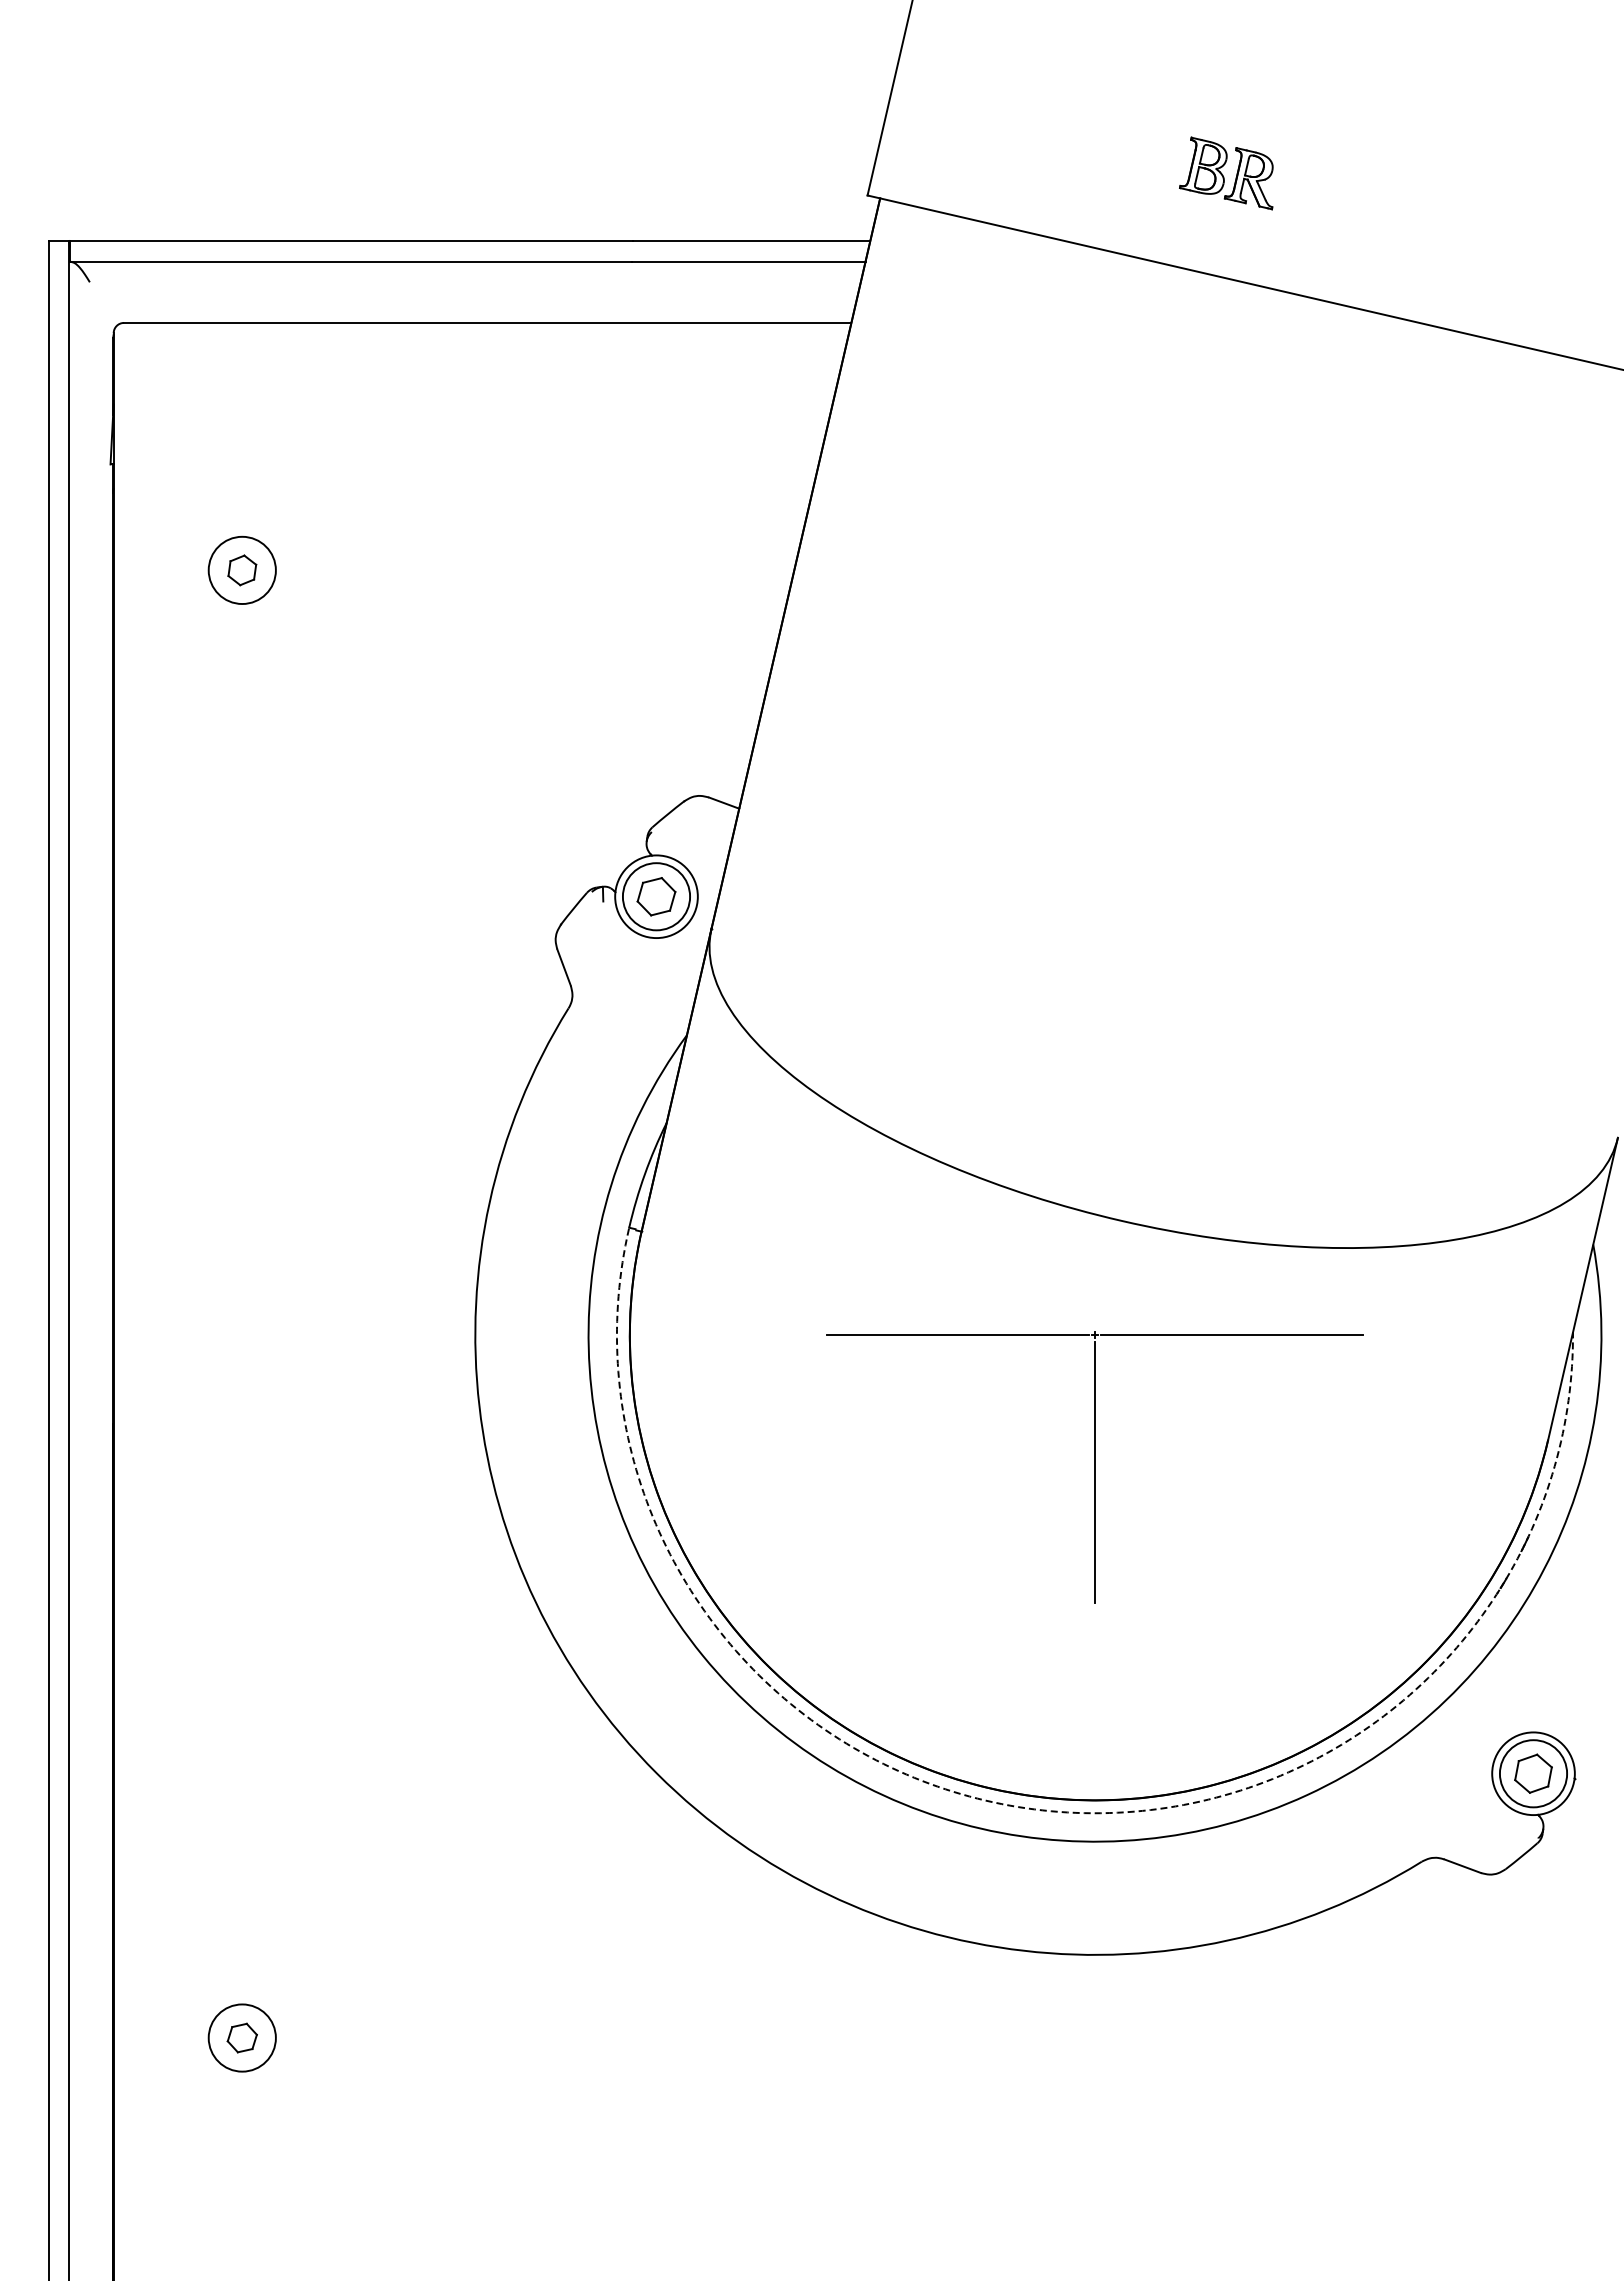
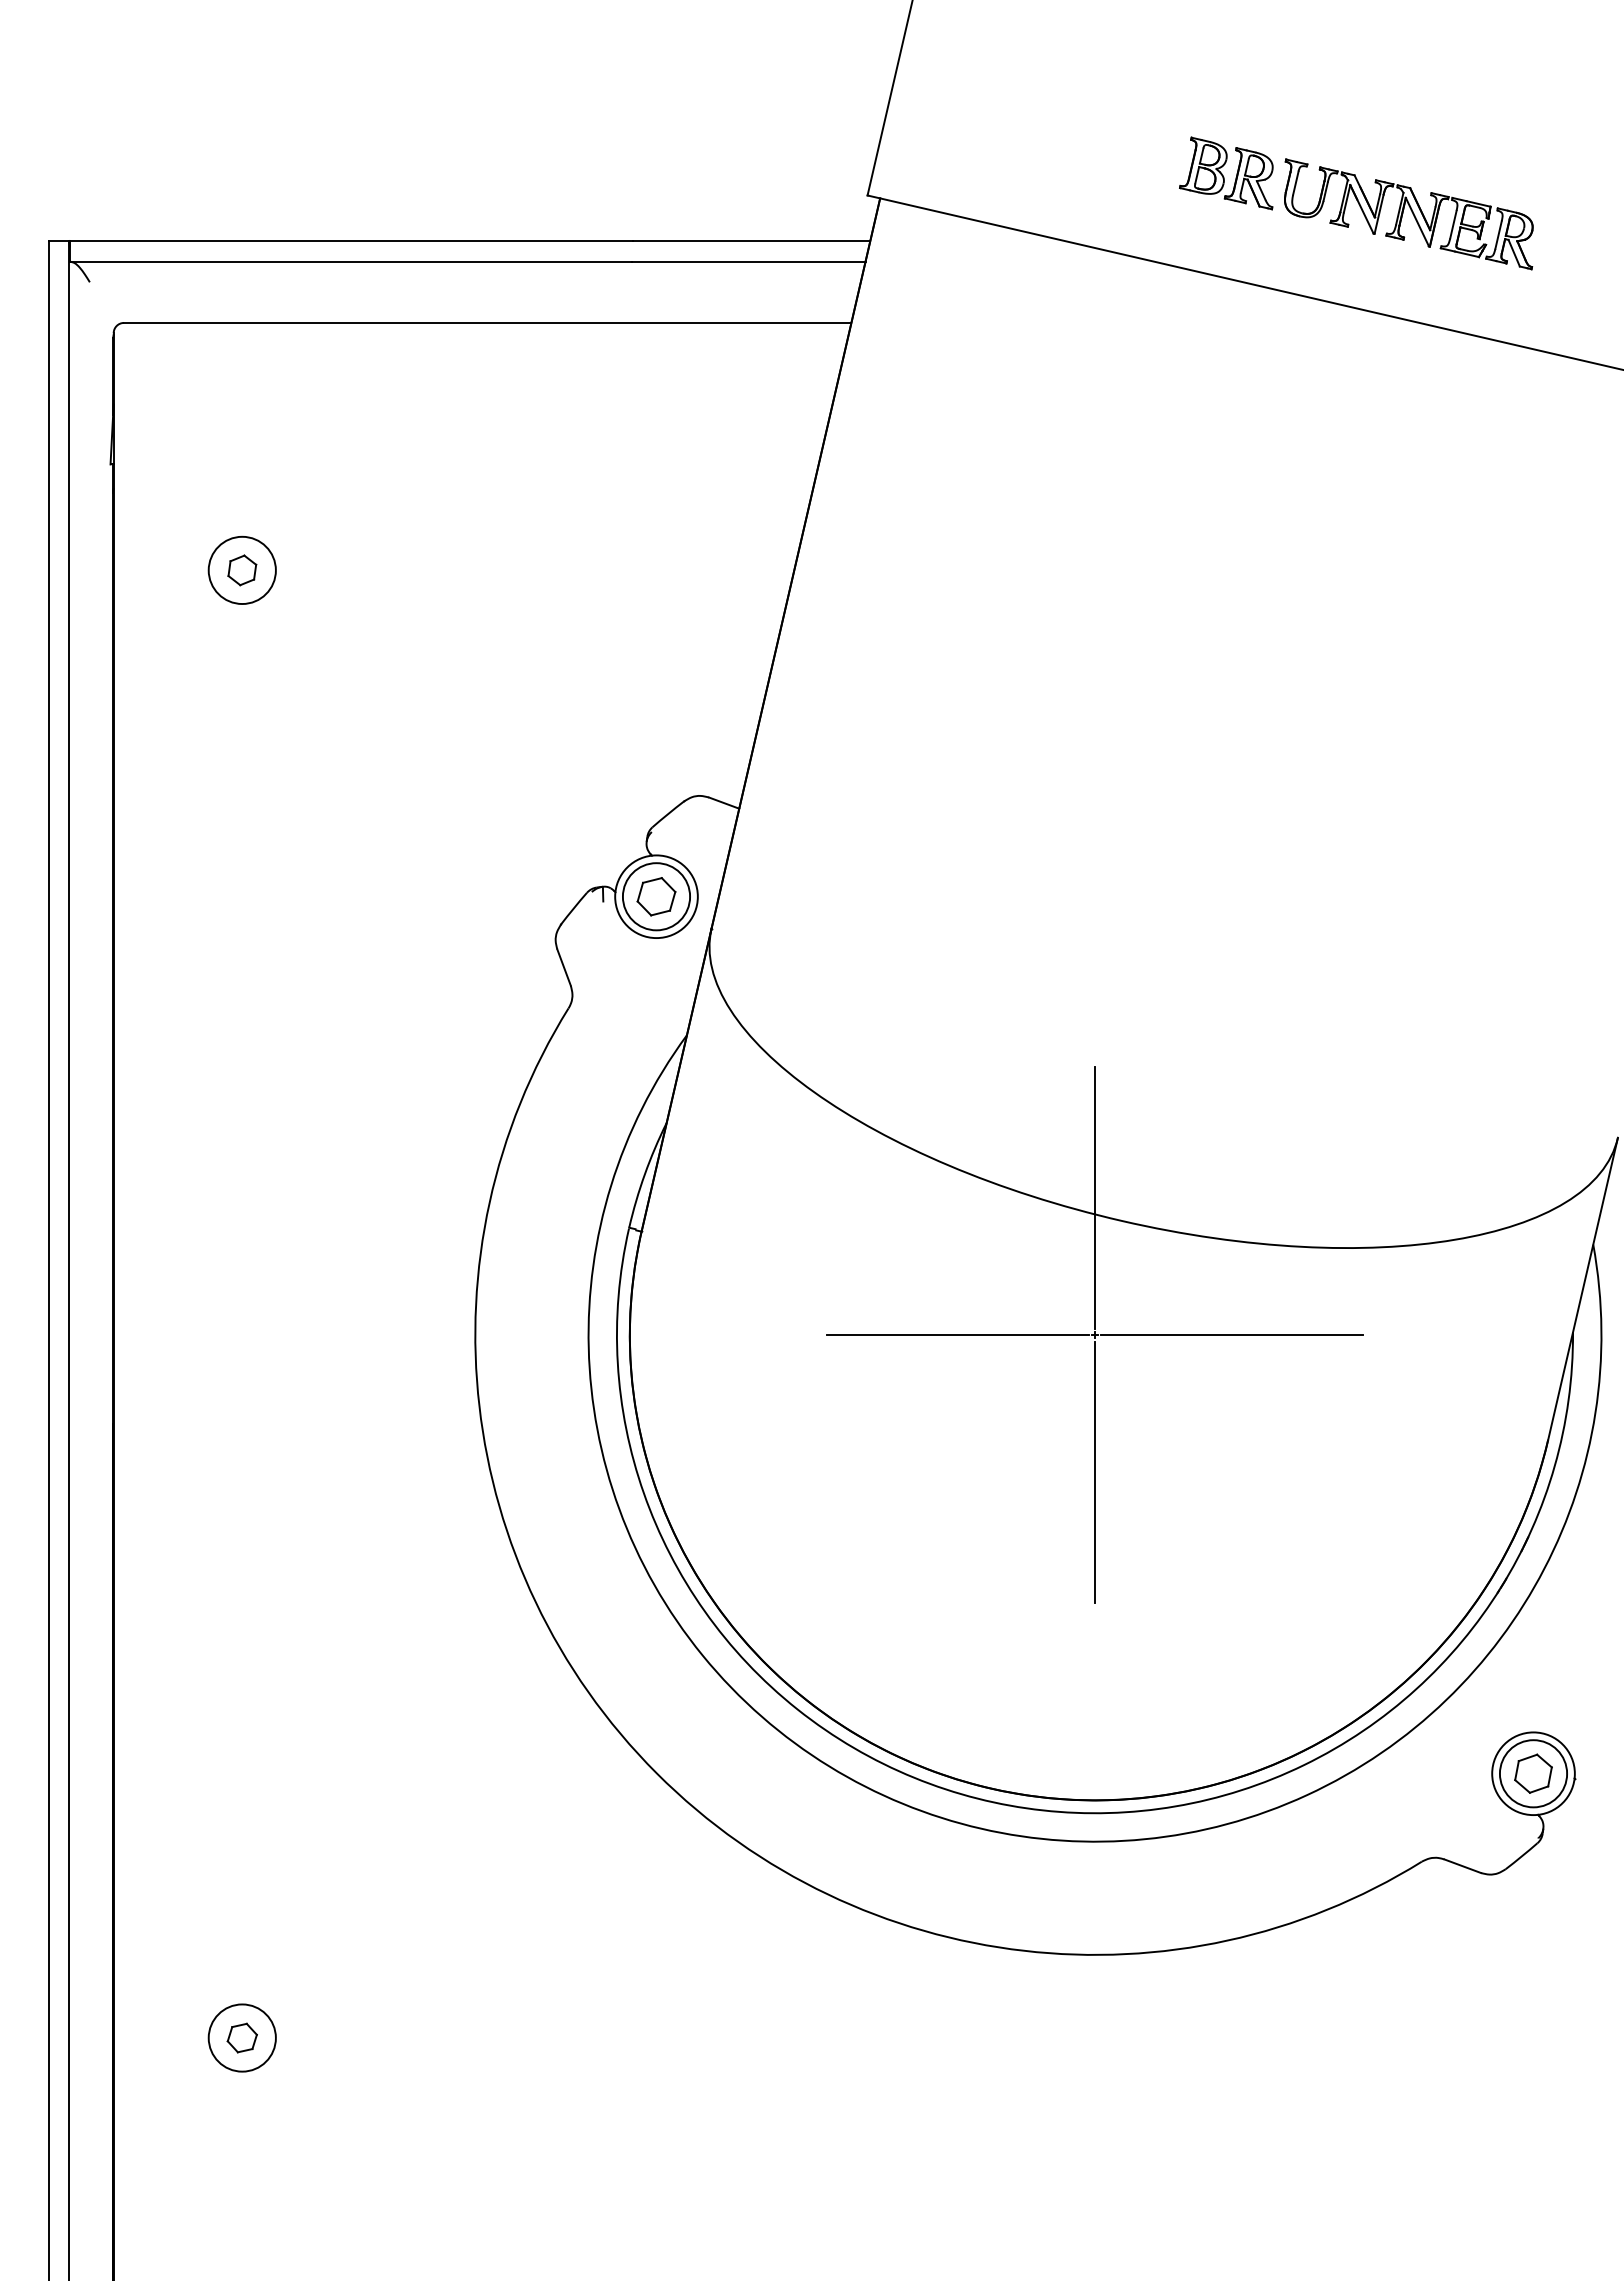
part: none -> present (1408, 214)
line: none -> present (1095, 1197)
arc: dashed -> solid (1042, 1810)
